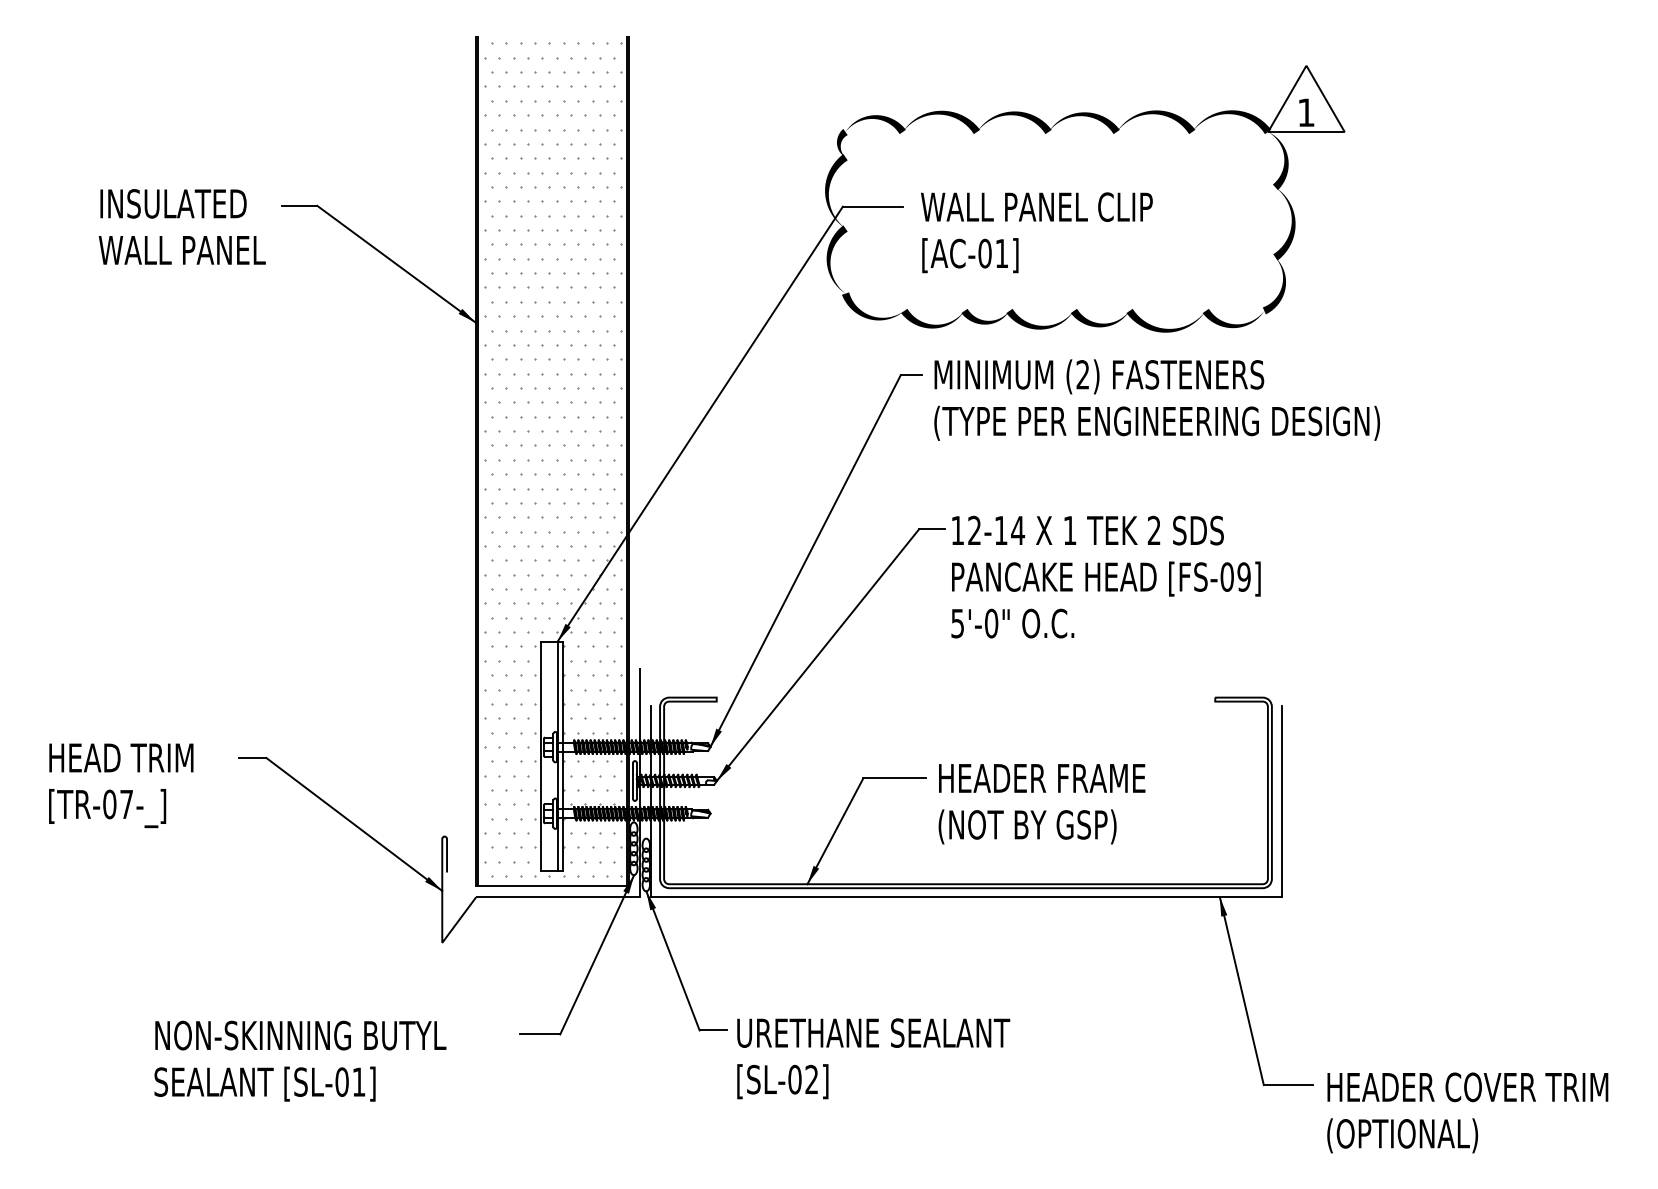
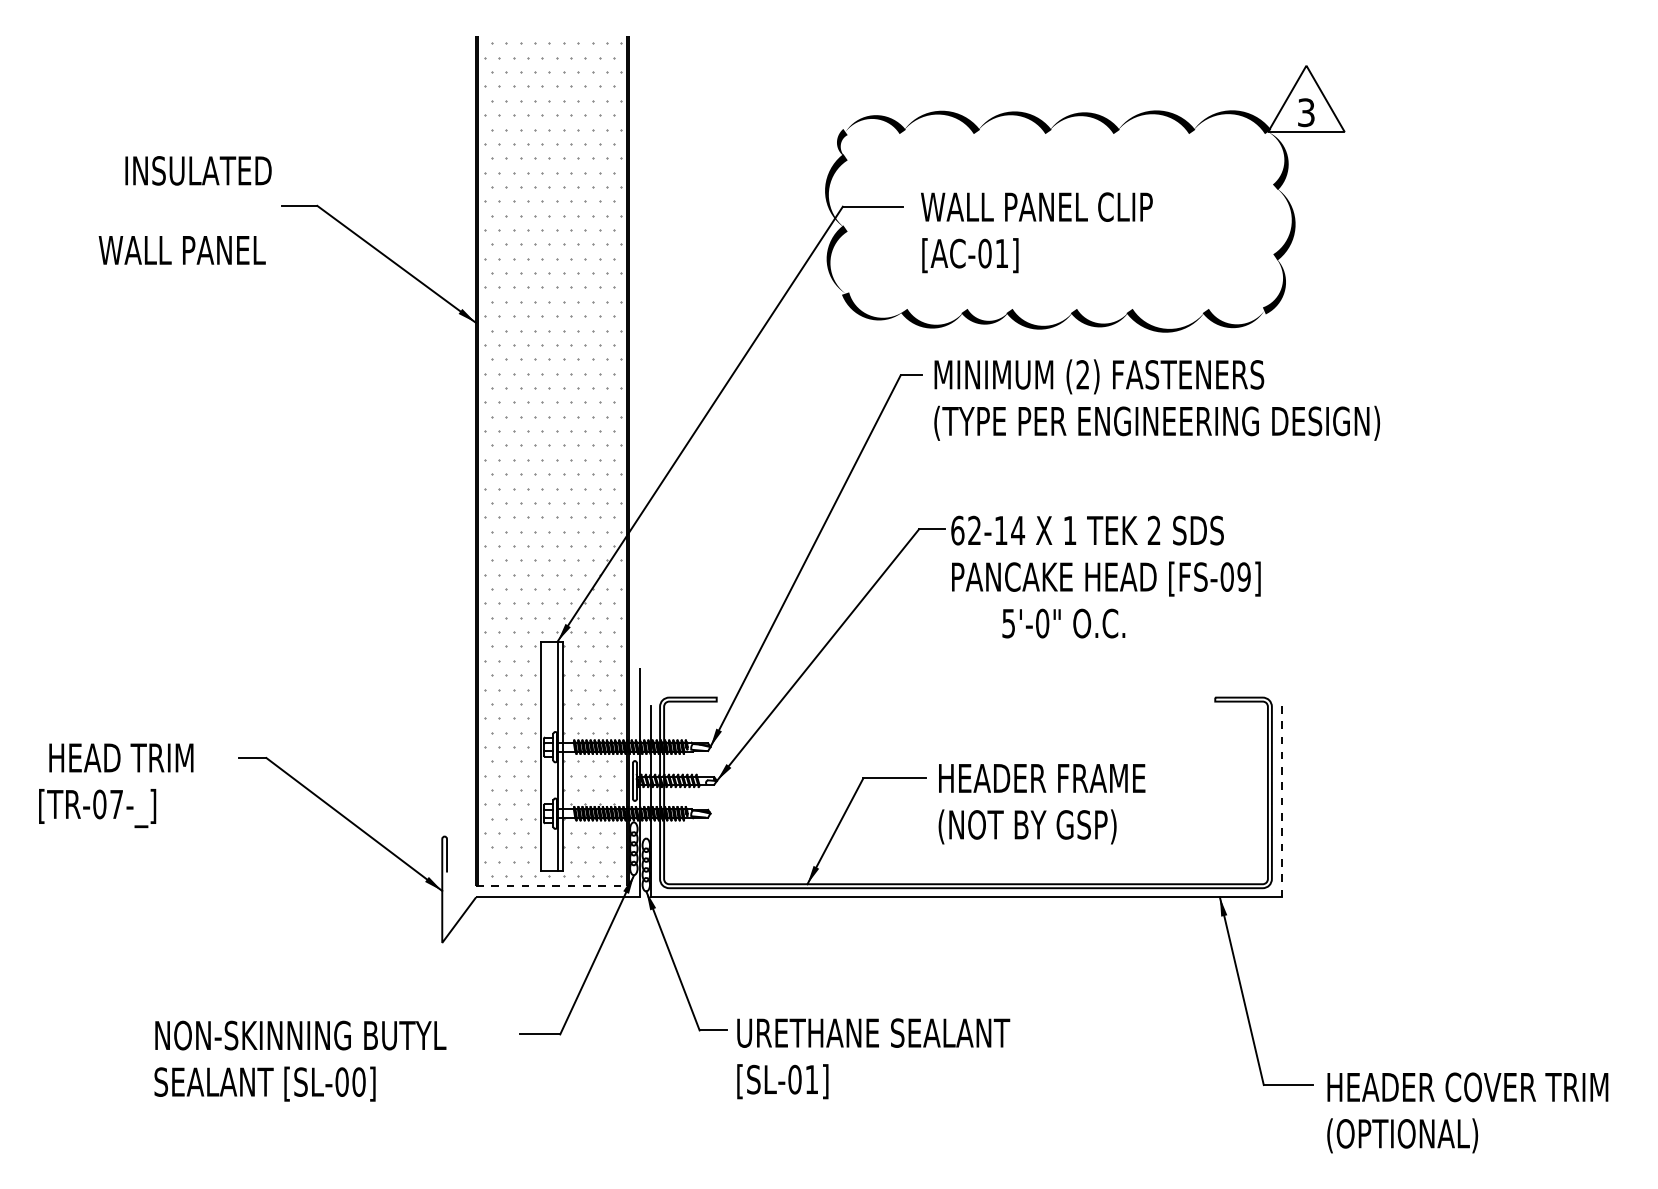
text: 1 -> 3 (1306, 112)
text position: (173, 203) -> (198, 170) (198, 170)
text: 12-14 -> 62-14 (957, 530)
text position: (1012, 623) -> (1063, 623) (1063, 623)
line: solid -> dashed (1282, 801)
text position: (107, 808) -> (97, 808) (97, 808)
line: solid -> dashed (552, 885)
text: [SL-02] -> [SL-01] (811, 1078)
text: [SL-01] -> [SL-00] (358, 1081)
